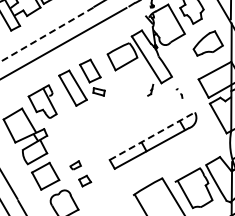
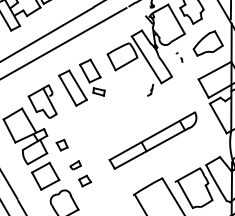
line: dashed -> solid (46, 34)
part position: (179, 93) -> (179, 57) (179, 57)
line: dashed -> solid (152, 136)
part: none -> present (61, 144)
